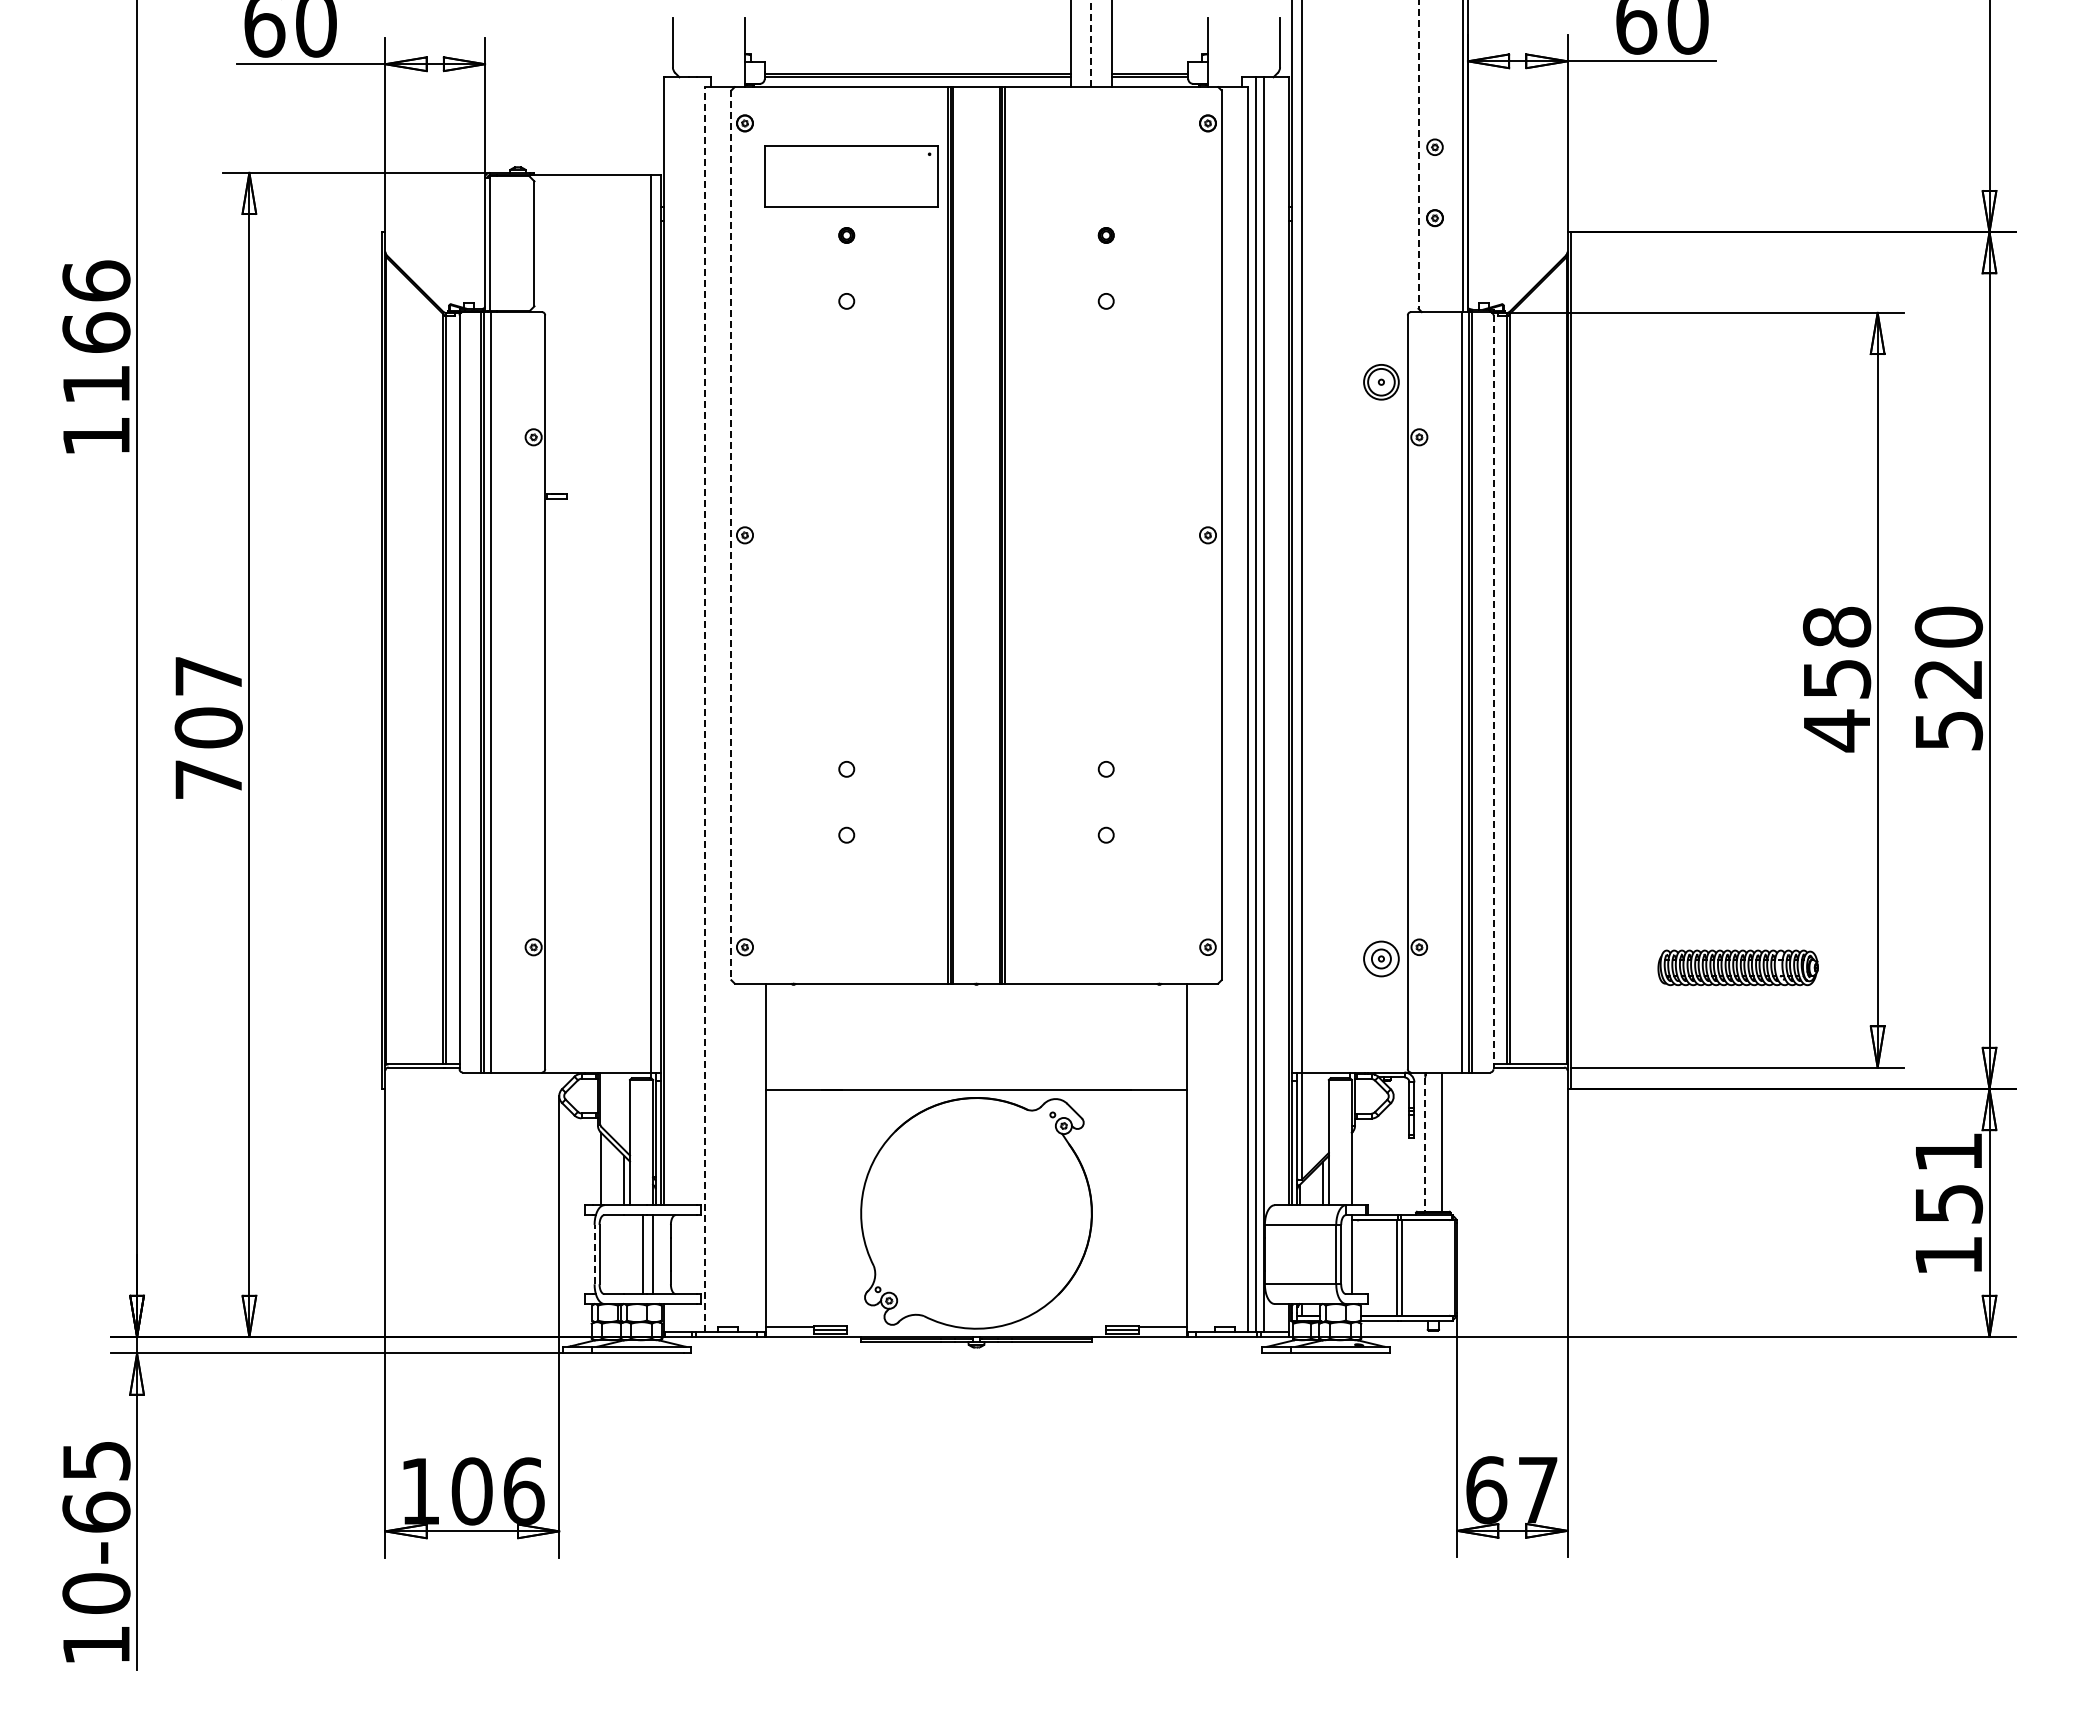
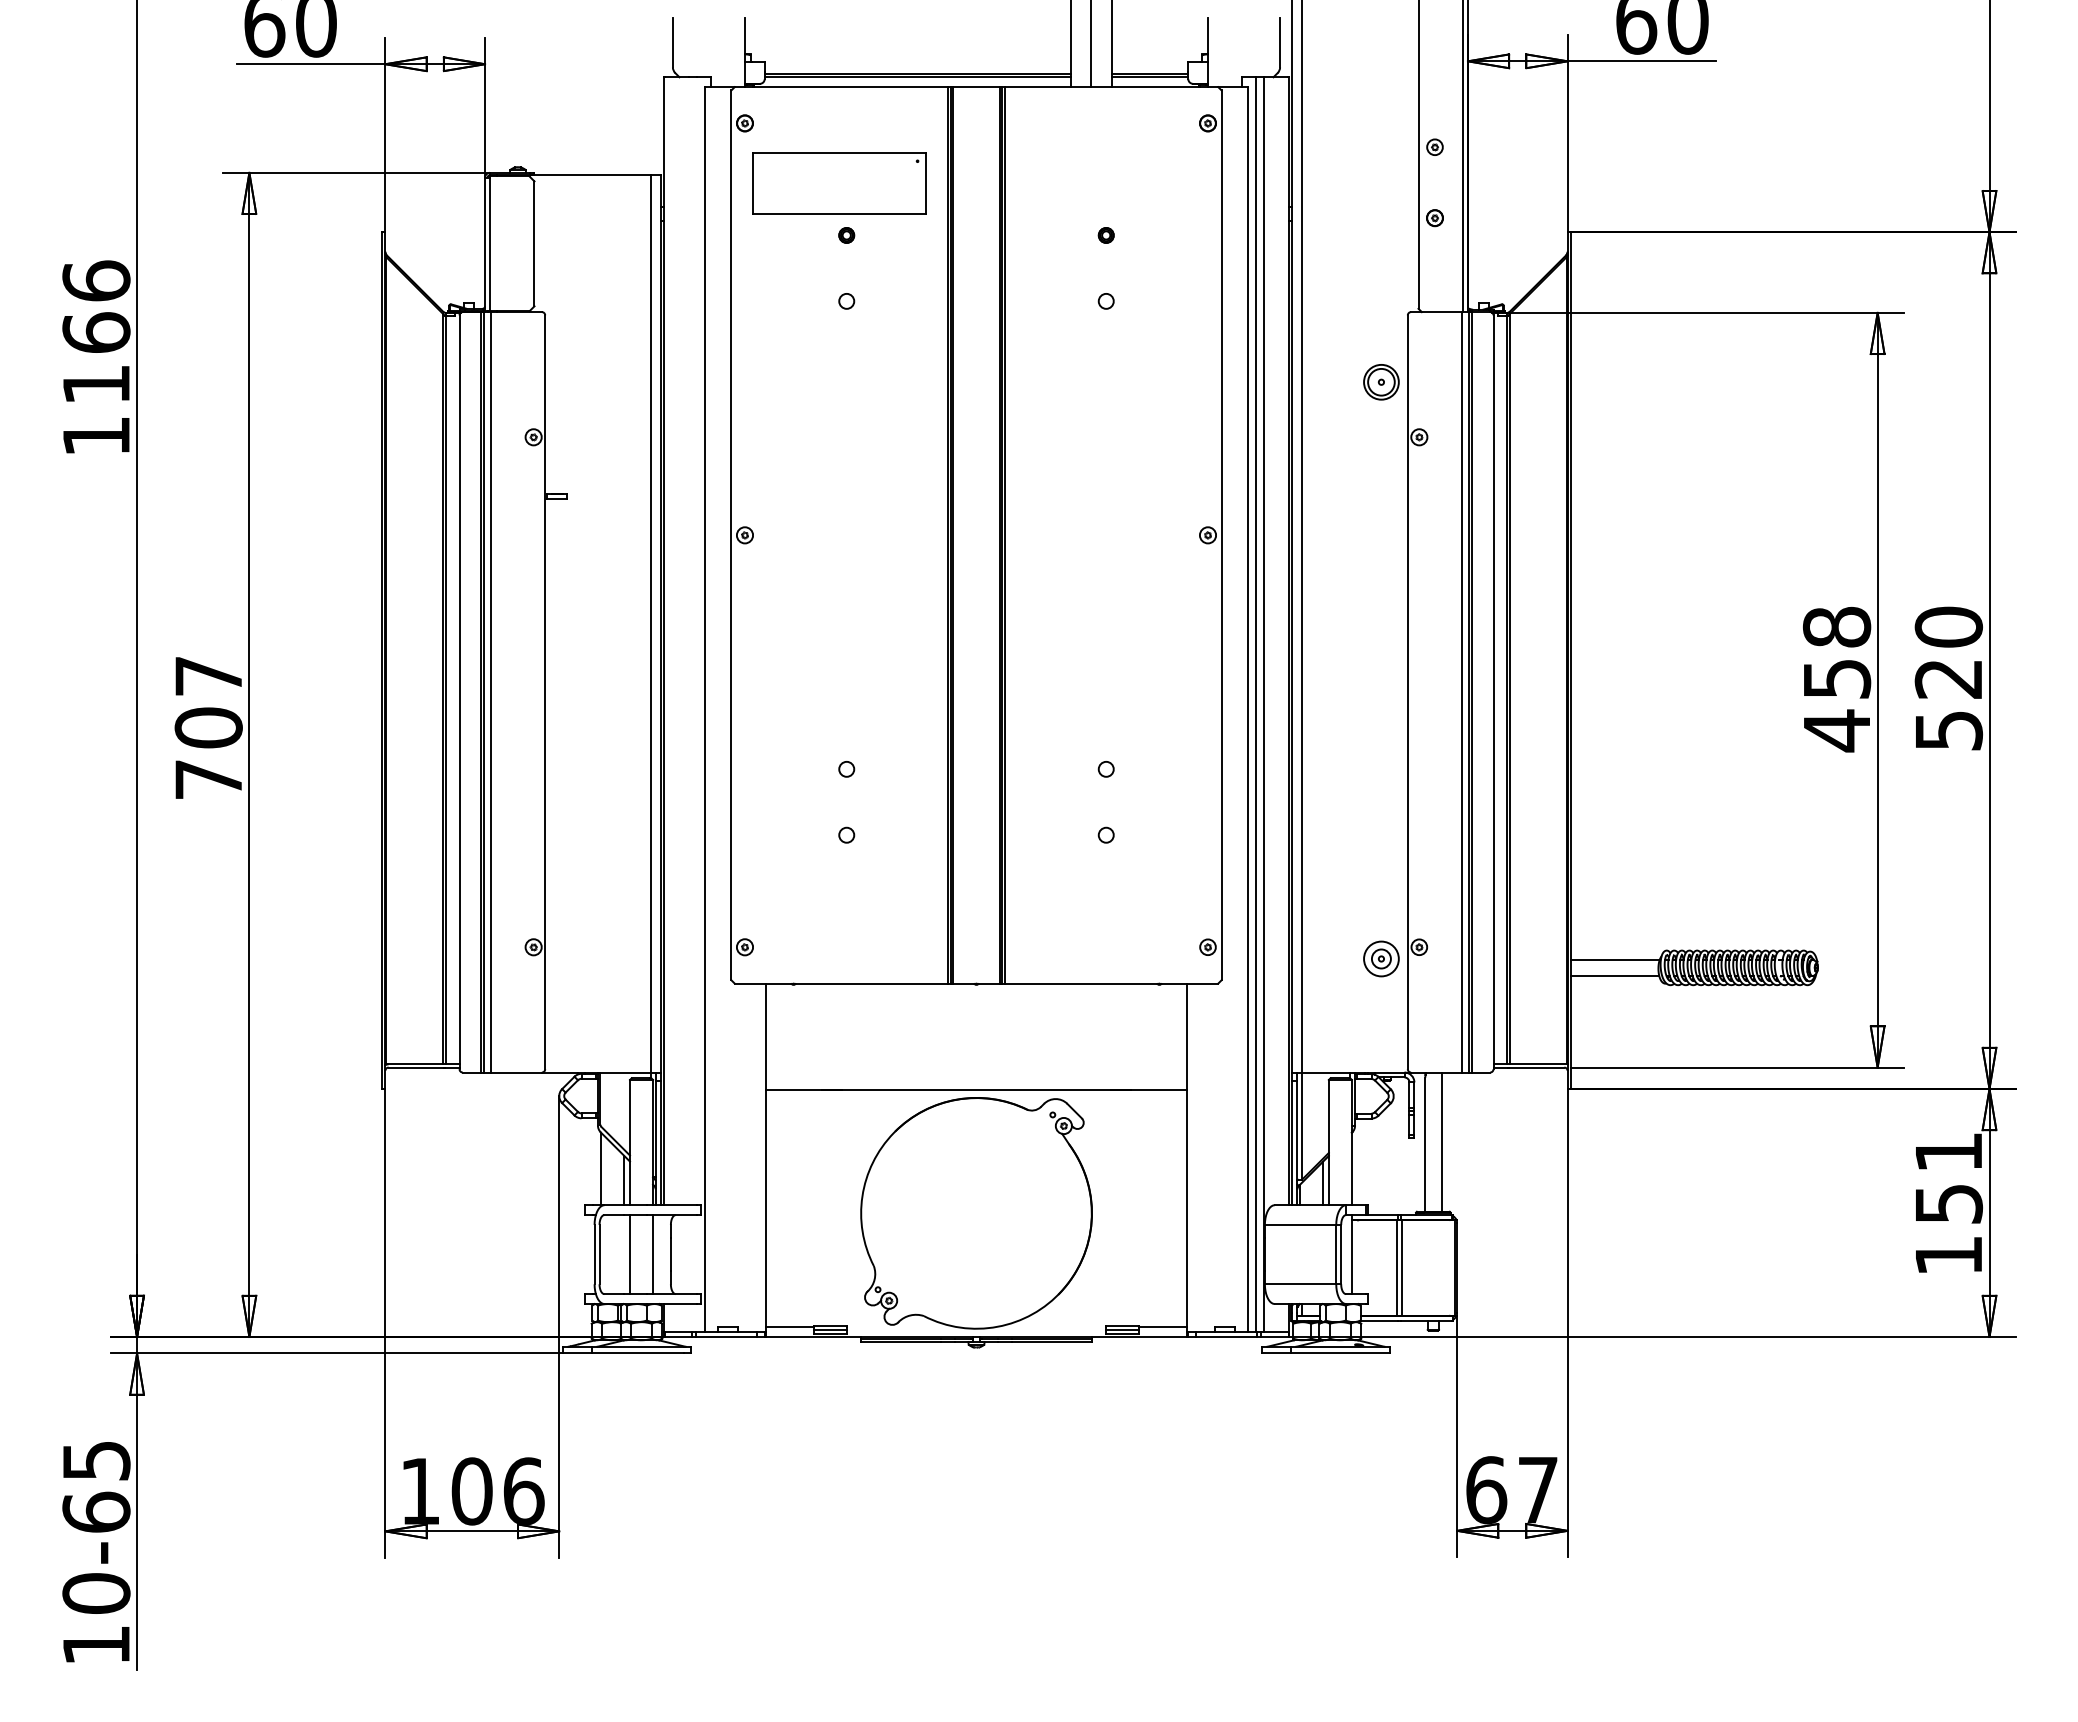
line: dashed -> solid (1091, 43)
line: dashed -> solid (1418, 154)
part position: (851, 176) -> (839, 183) (839, 183)
line: dashed -> solid (731, 535)
line: dashed -> solid (1493, 692)
line: dashed -> solid (705, 709)
line: none -> present (1614, 959)
line: none -> present (1614, 976)
line: dashed -> solid (1425, 1144)
line: dashed -> solid (594, 1254)
line position: (643, 1254) -> (630, 1254) (630, 1254)
